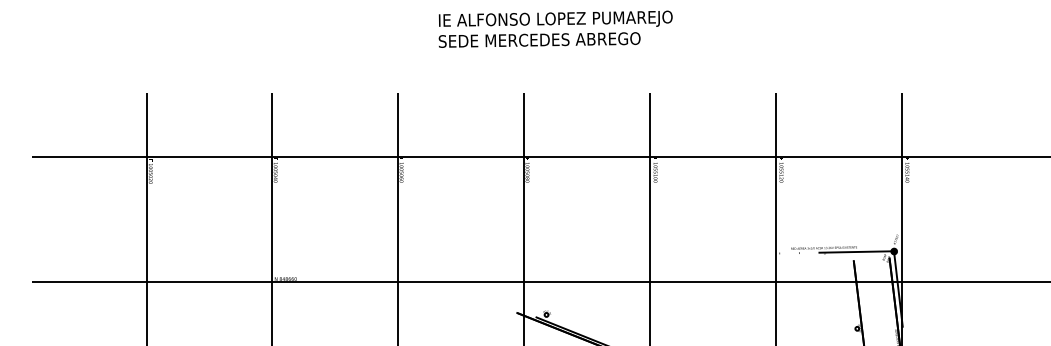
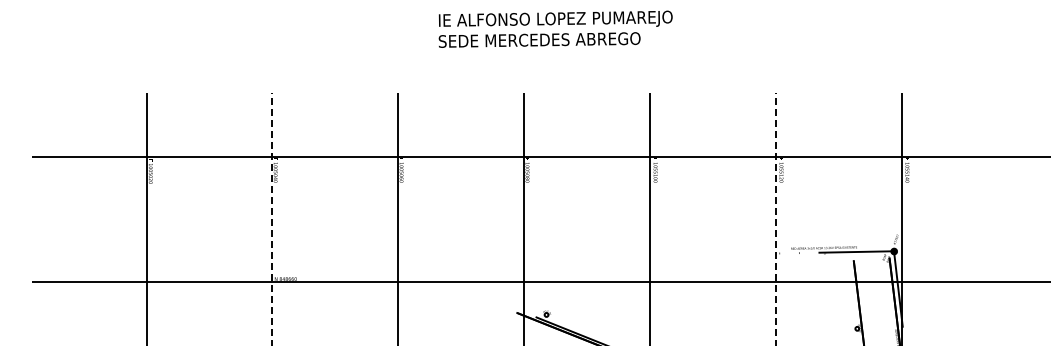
line: solid -> dashed (272, 218)
line: solid -> dashed (776, 218)
